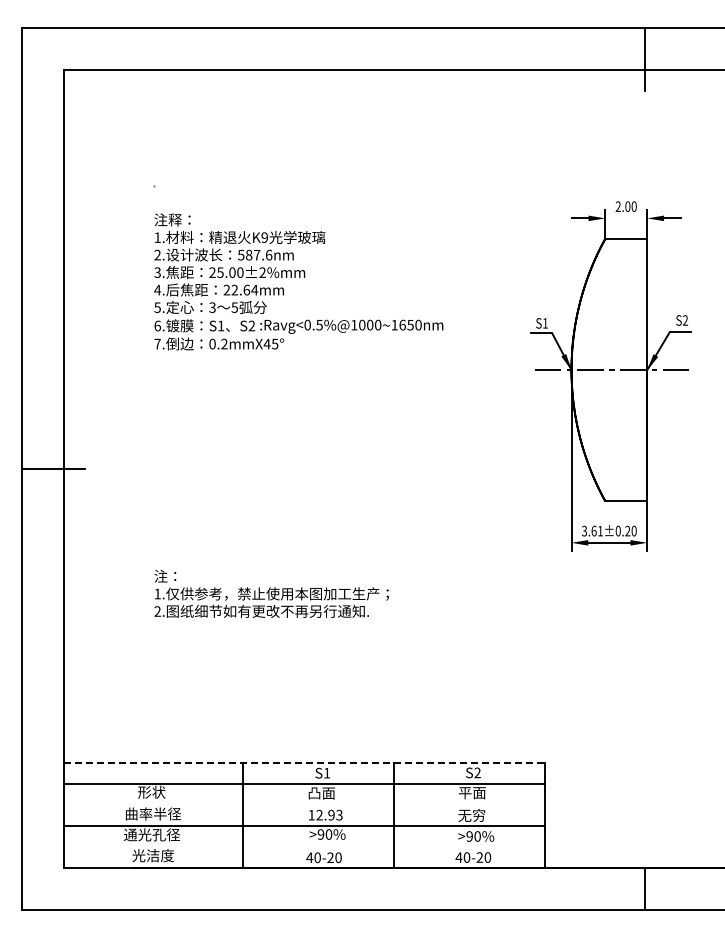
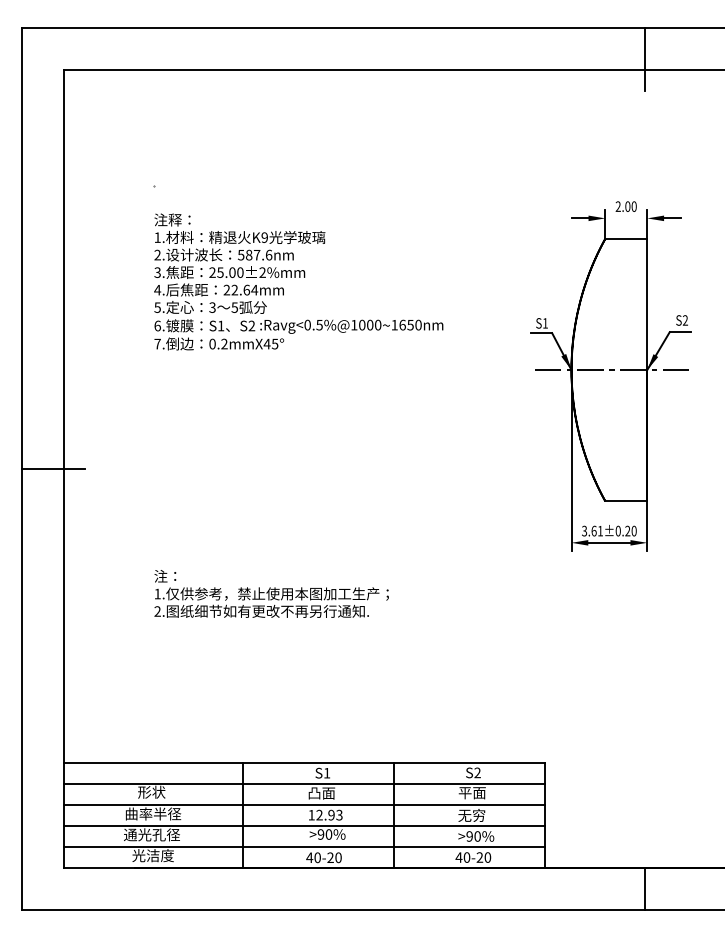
line: dashed -> solid (304, 762)
line: none -> present (304, 804)
line: none -> present (304, 846)
